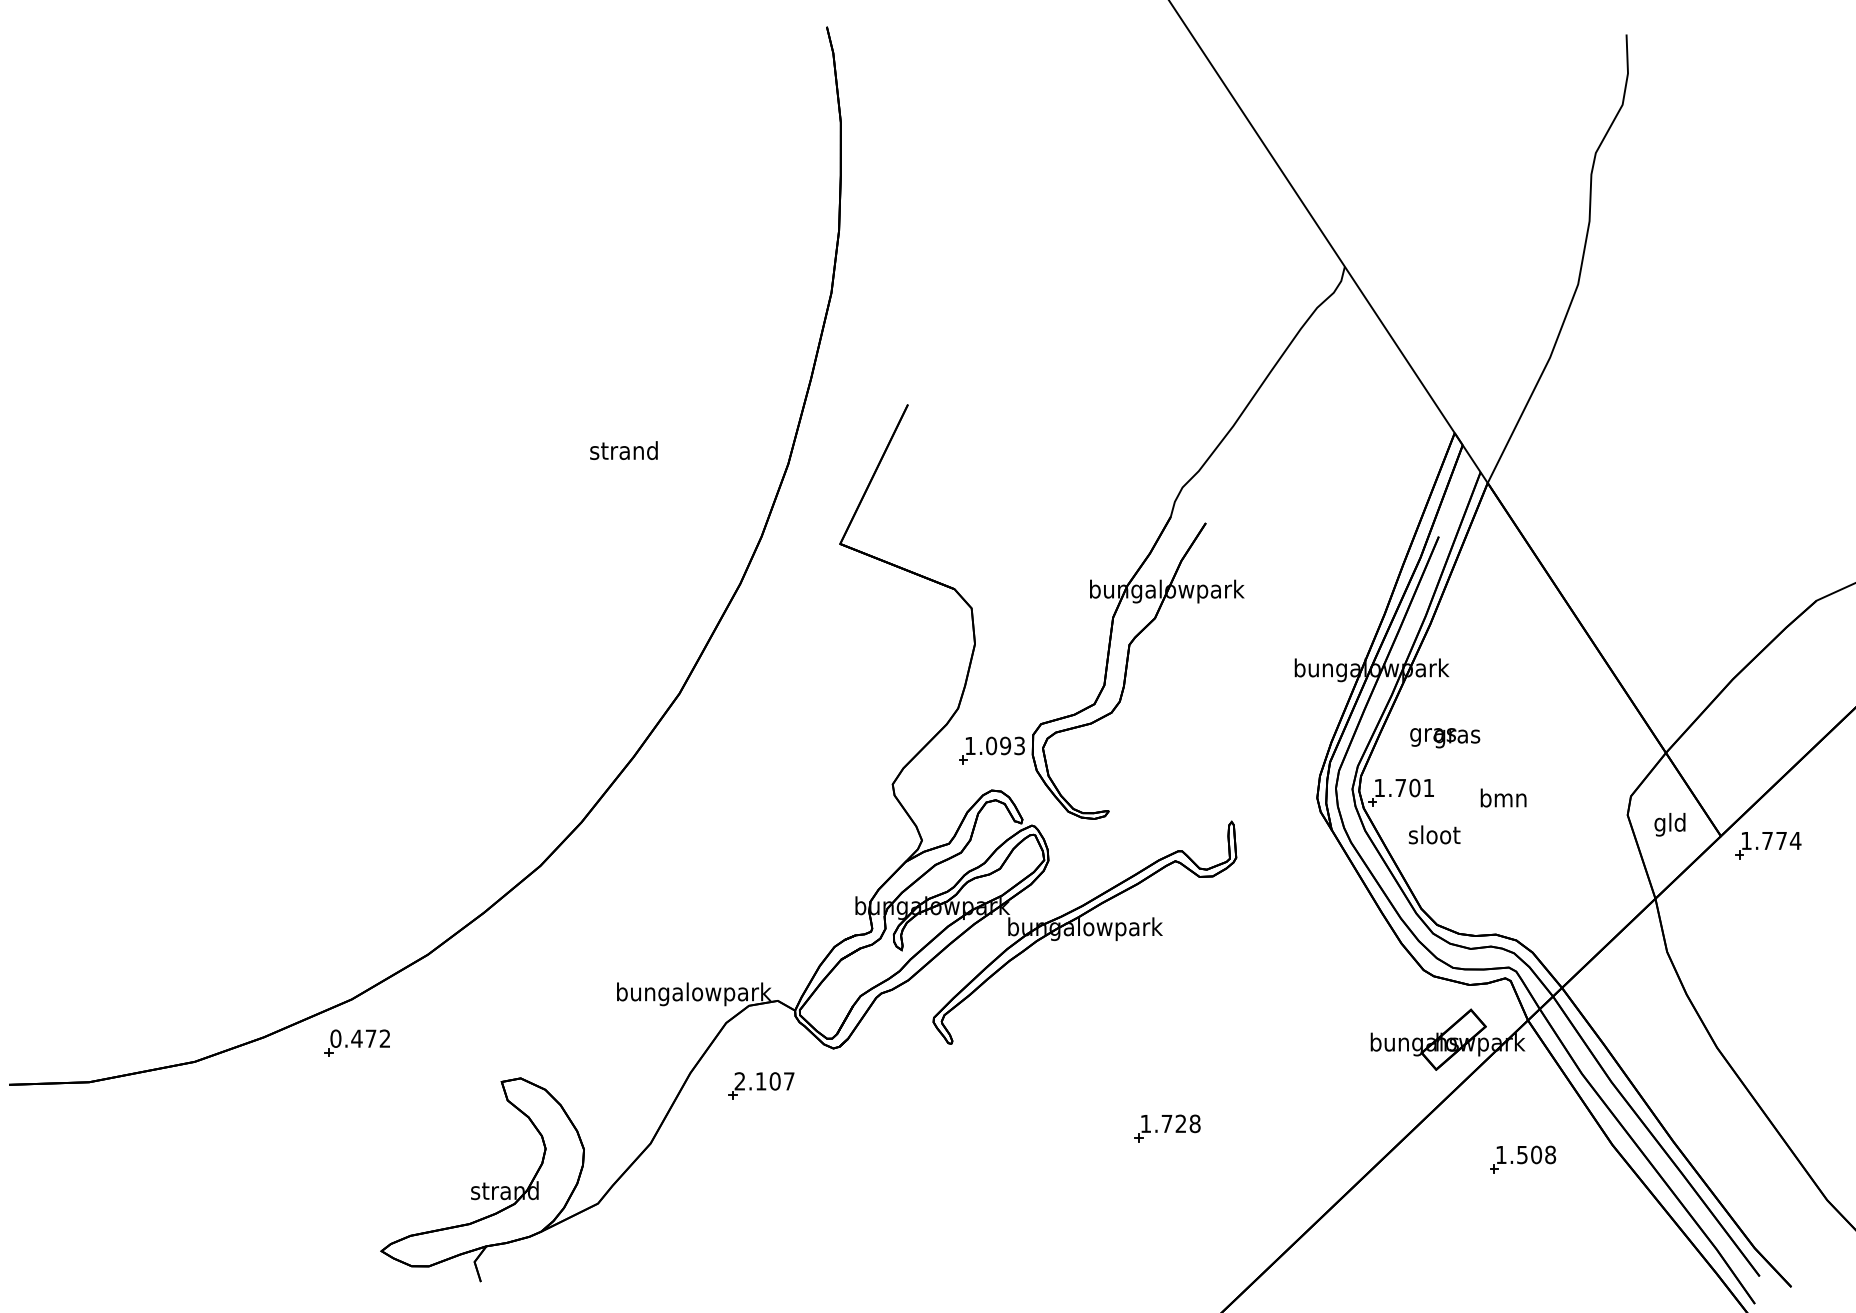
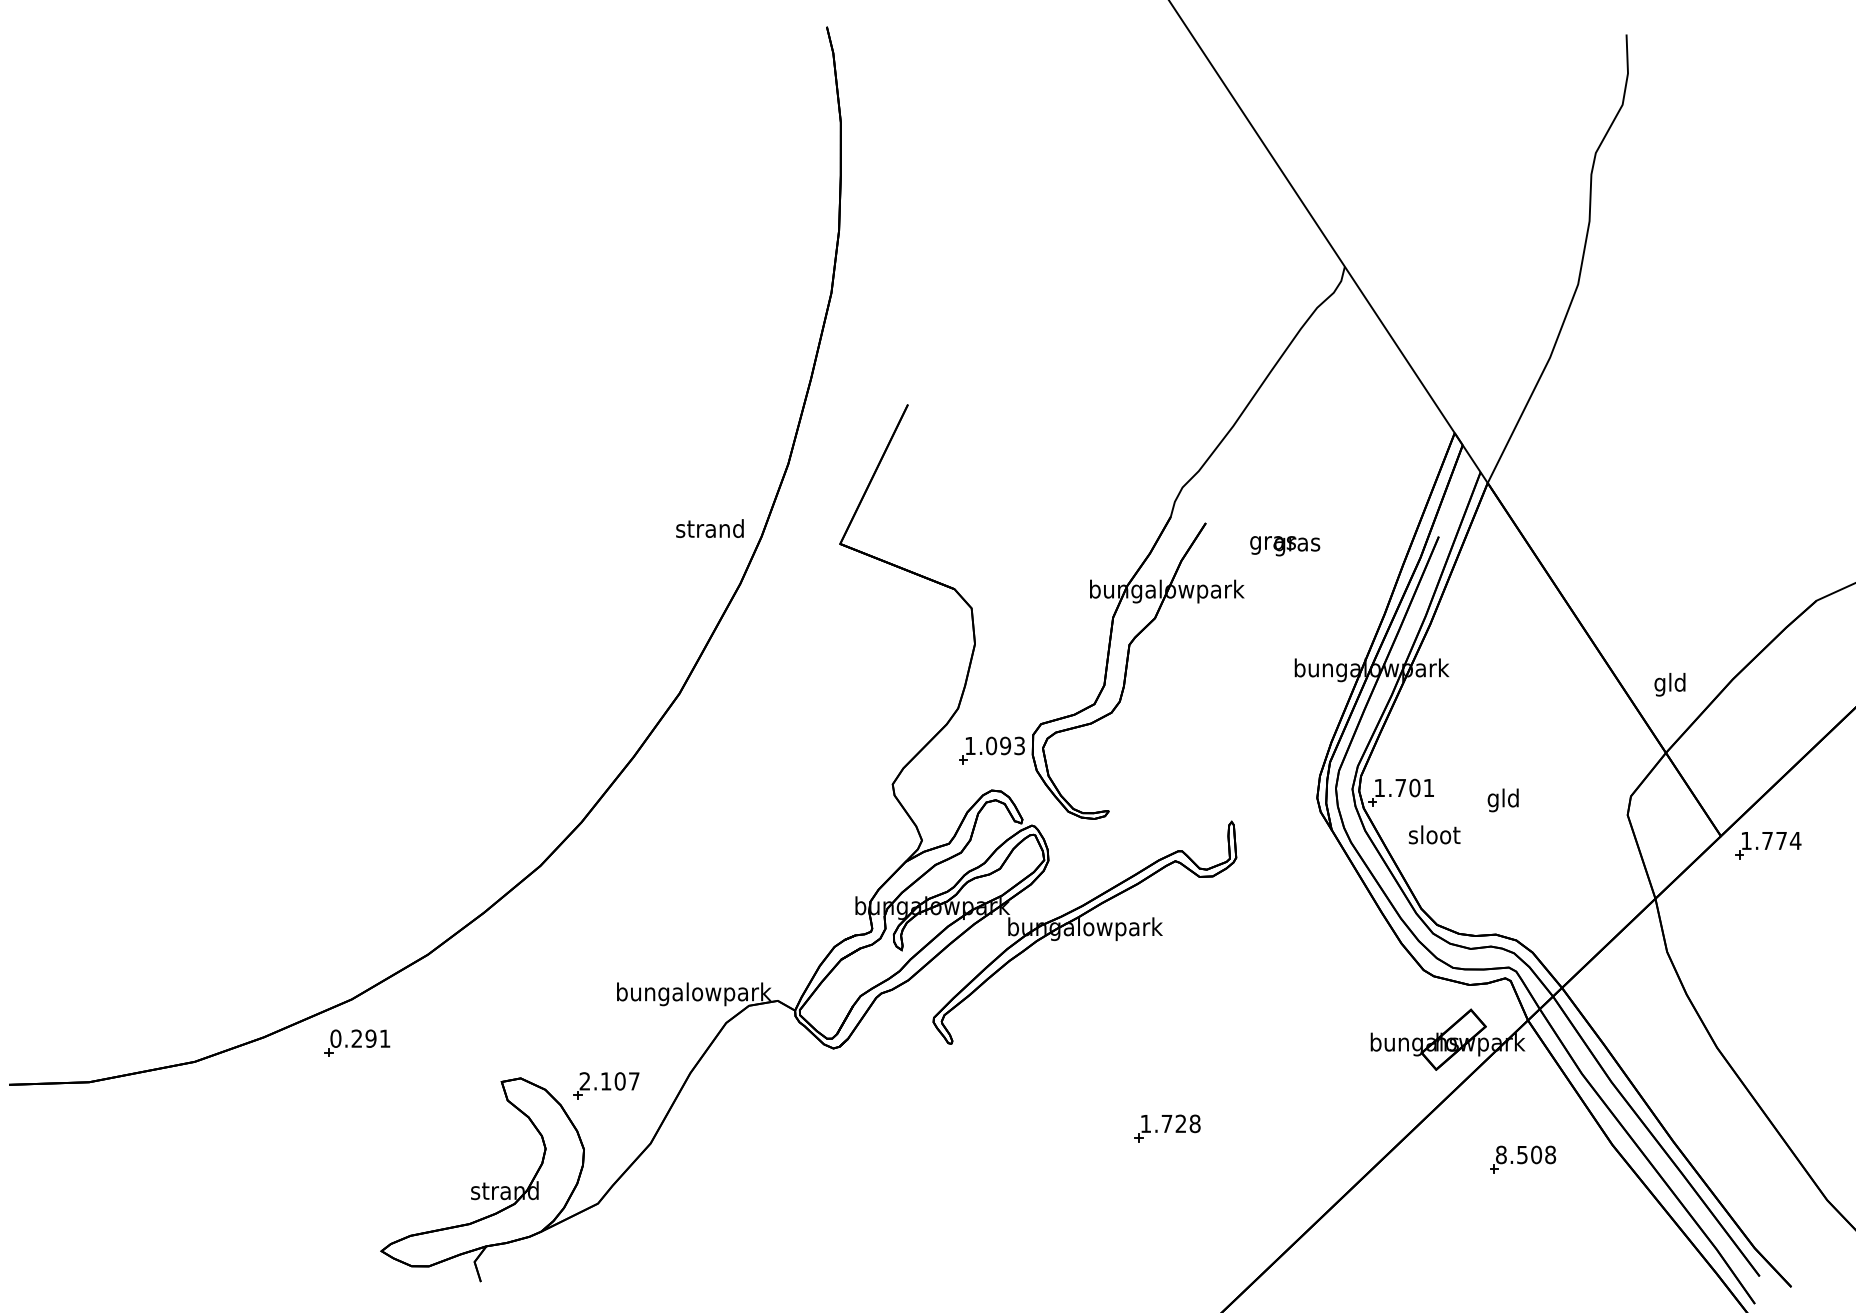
text position: (623, 450) -> (709, 528) (709, 528)
text position: (1445, 738) -> (1285, 546) (1285, 546)
text: bmn -> gld (1503, 800)
text position: (1669, 824) -> (1669, 684) (1669, 684)
text: 0.472 -> 0.291 (370, 1038)
part position: (761, 1085) -> (606, 1085) (606, 1085)
text: 1.508 -> 8.508 (1501, 1154)
